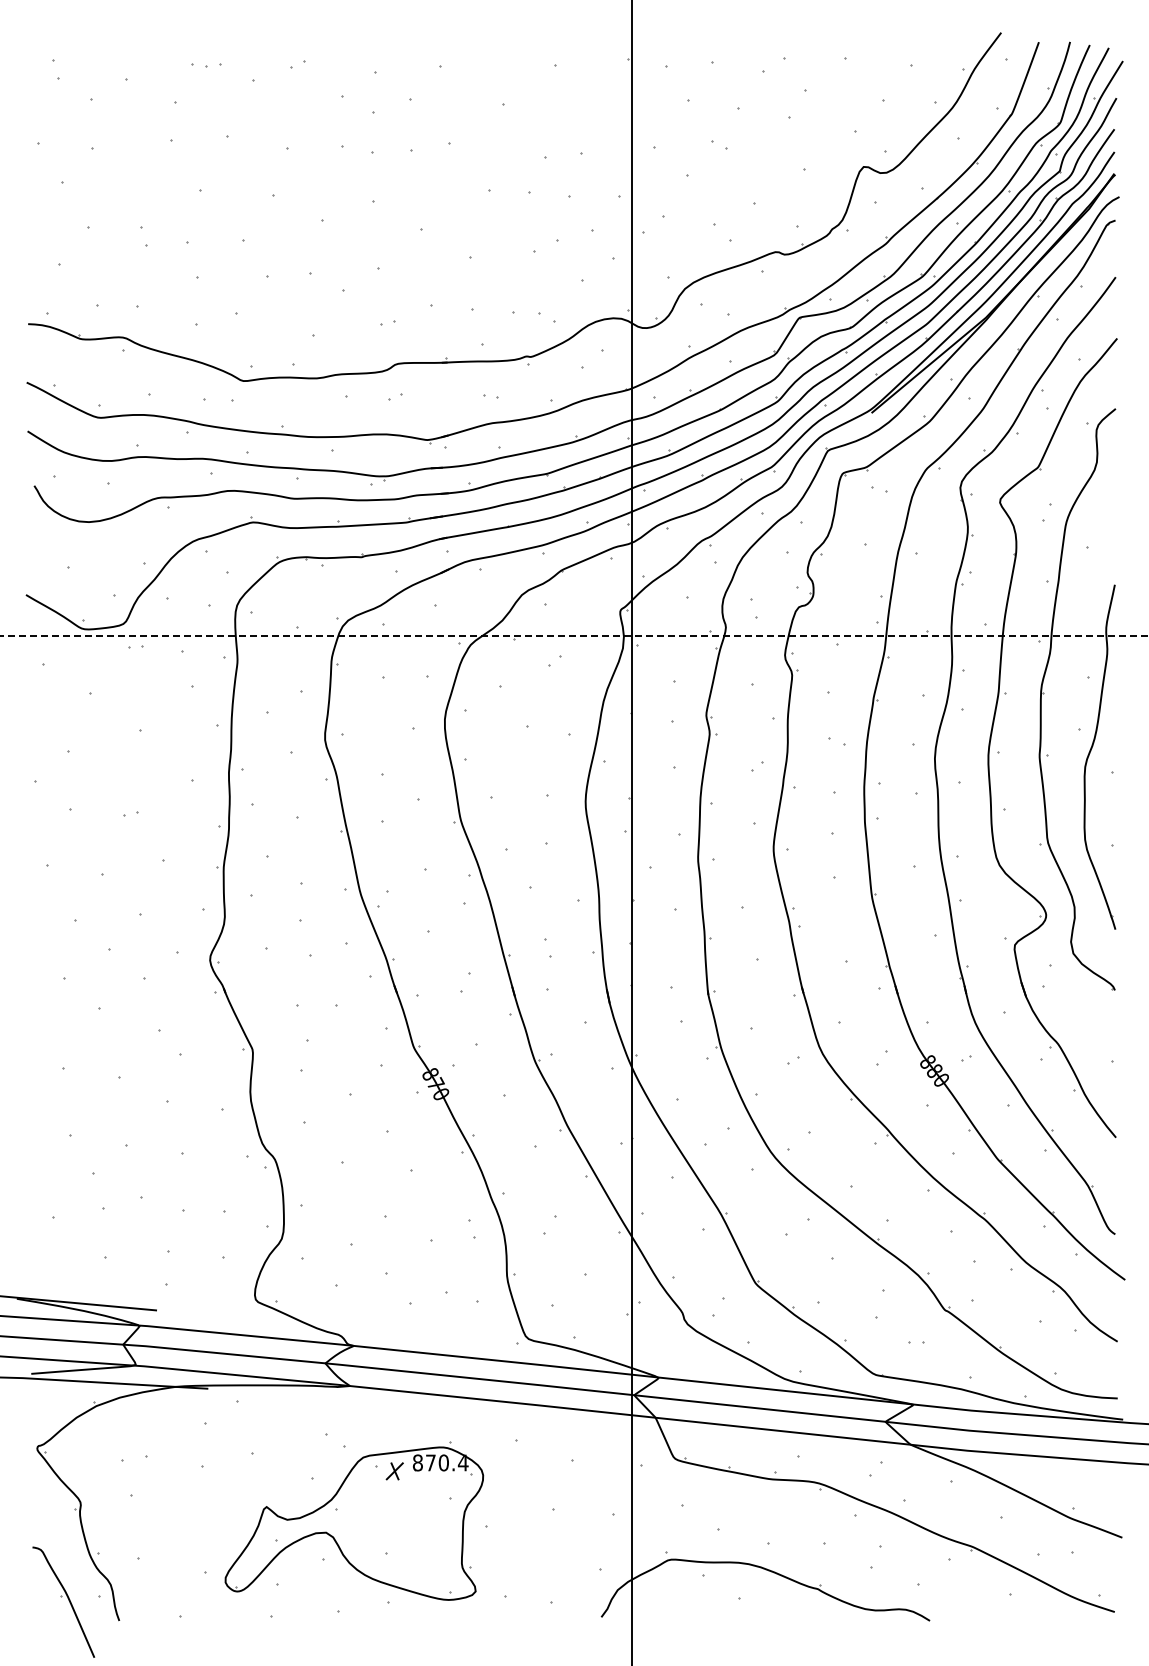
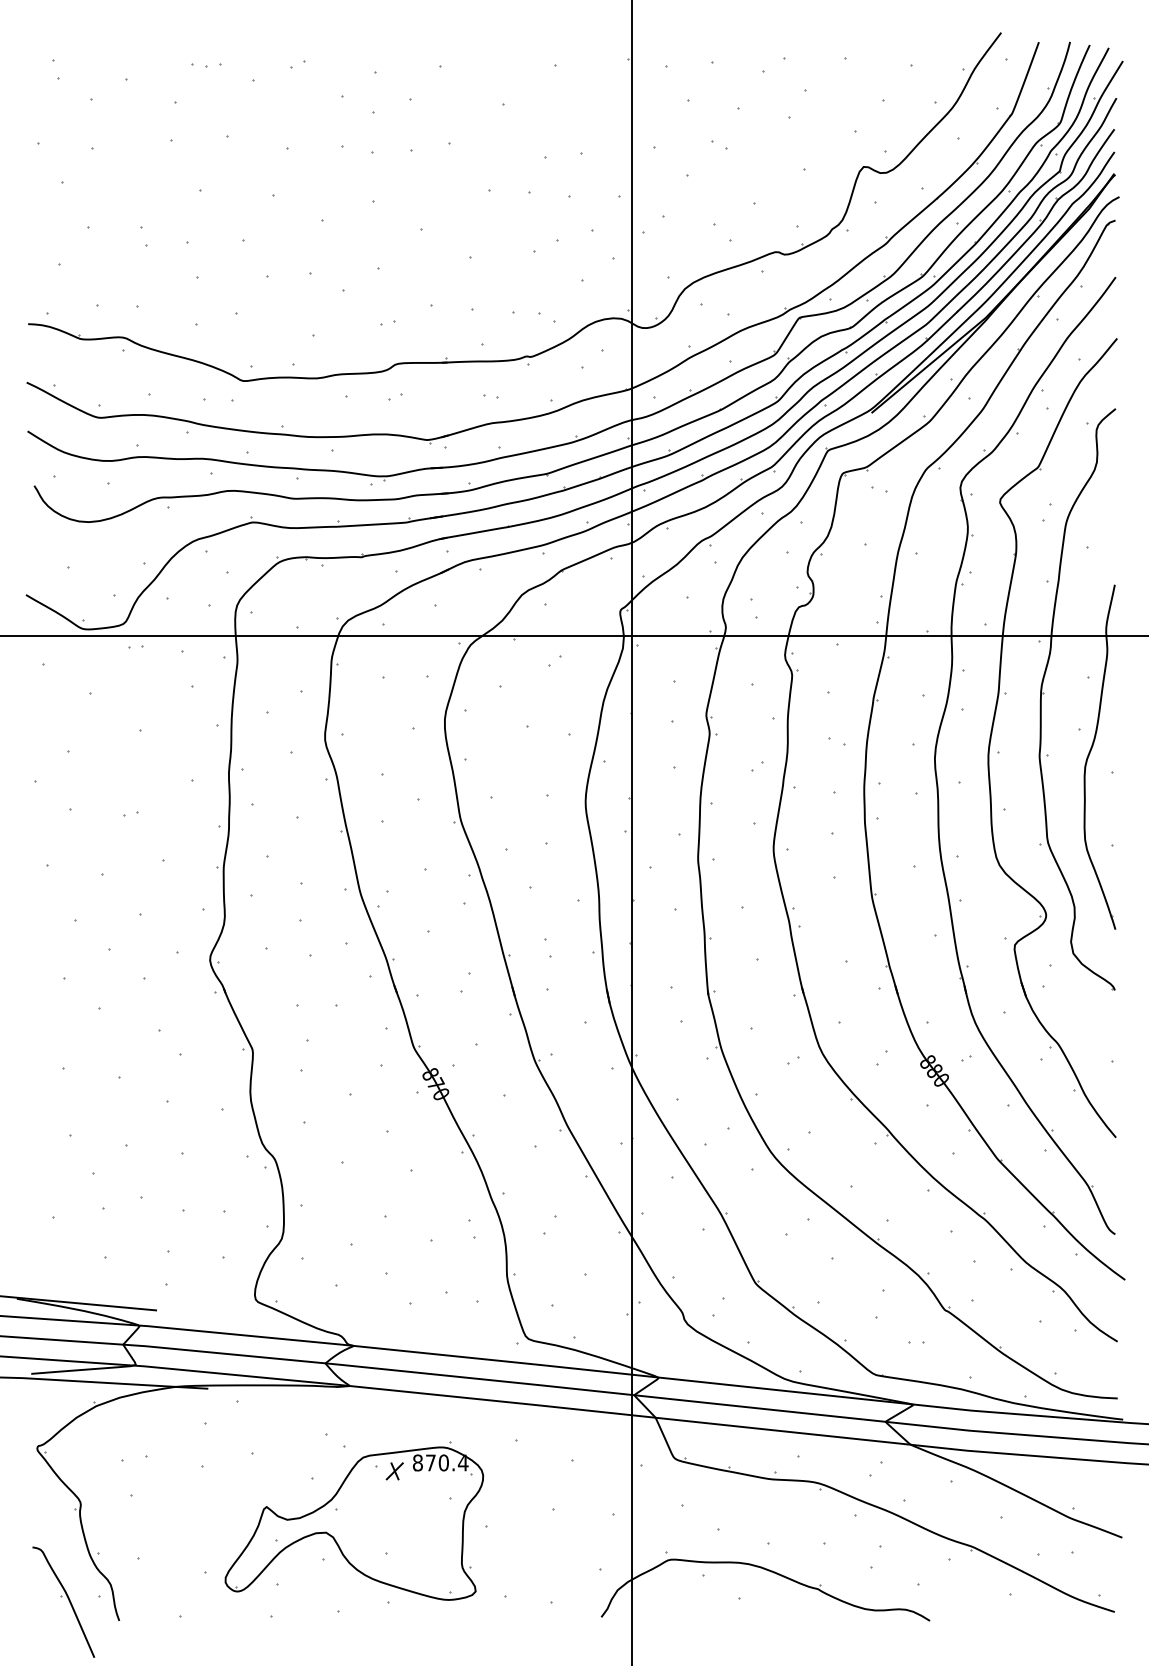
line: dashed -> solid (574, 636)
